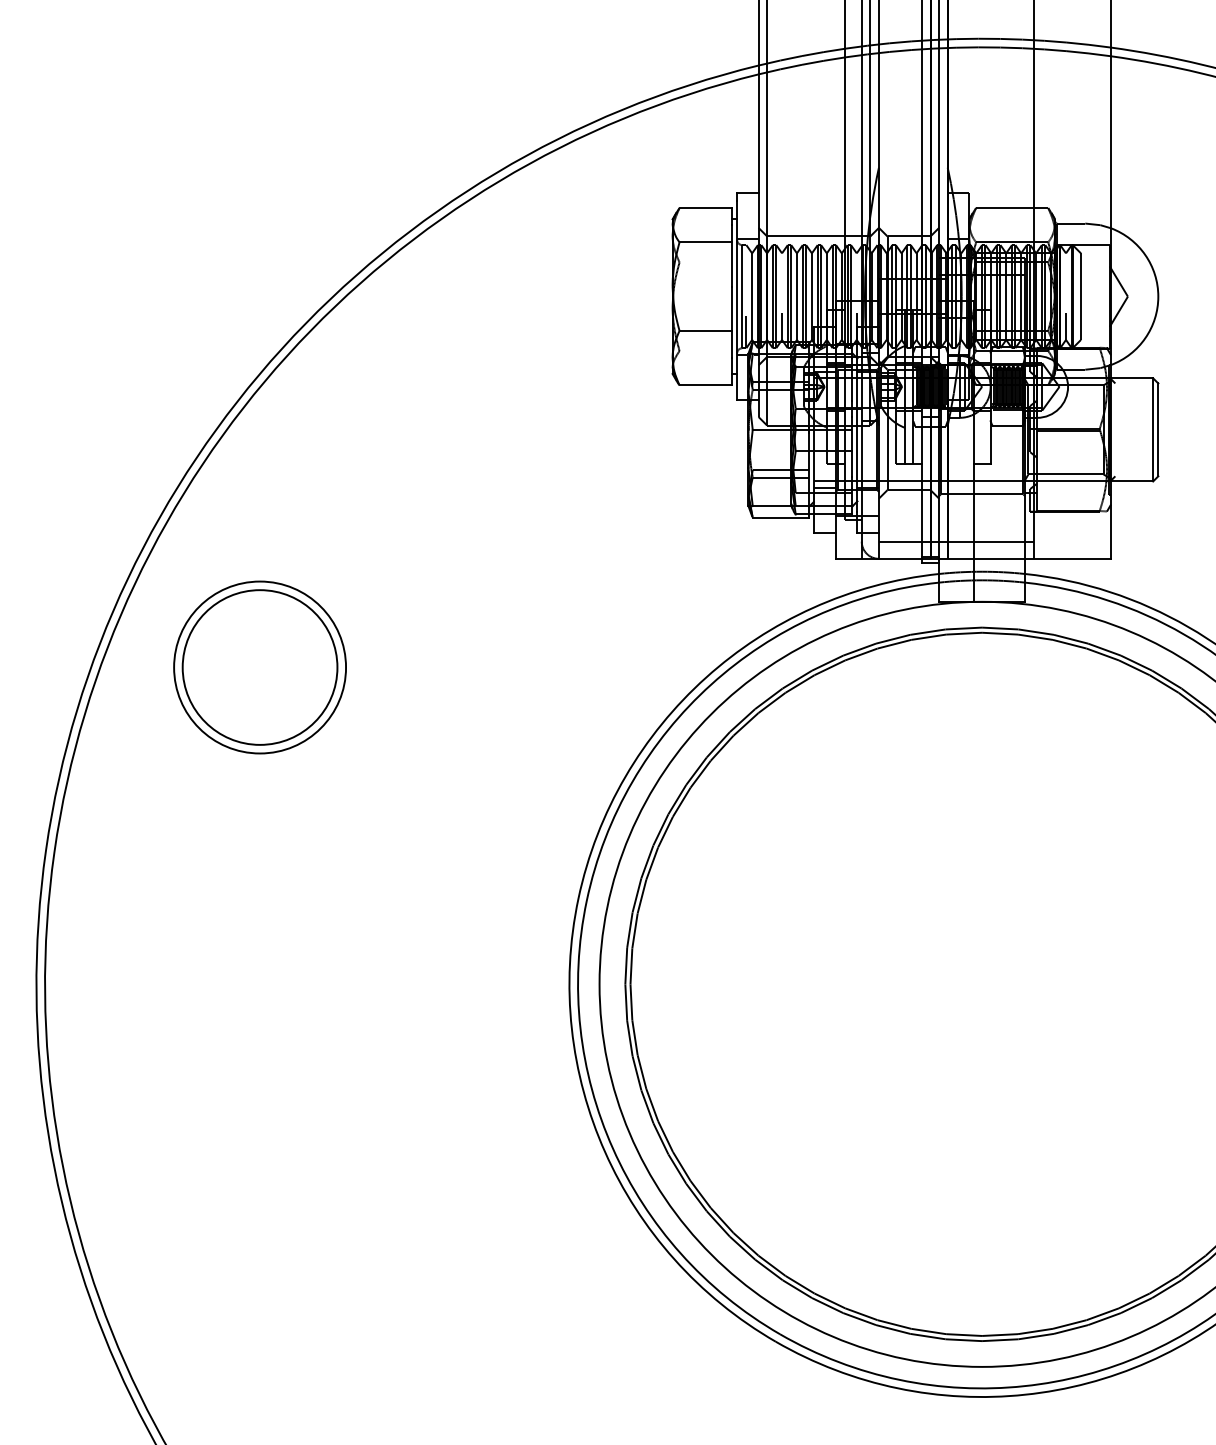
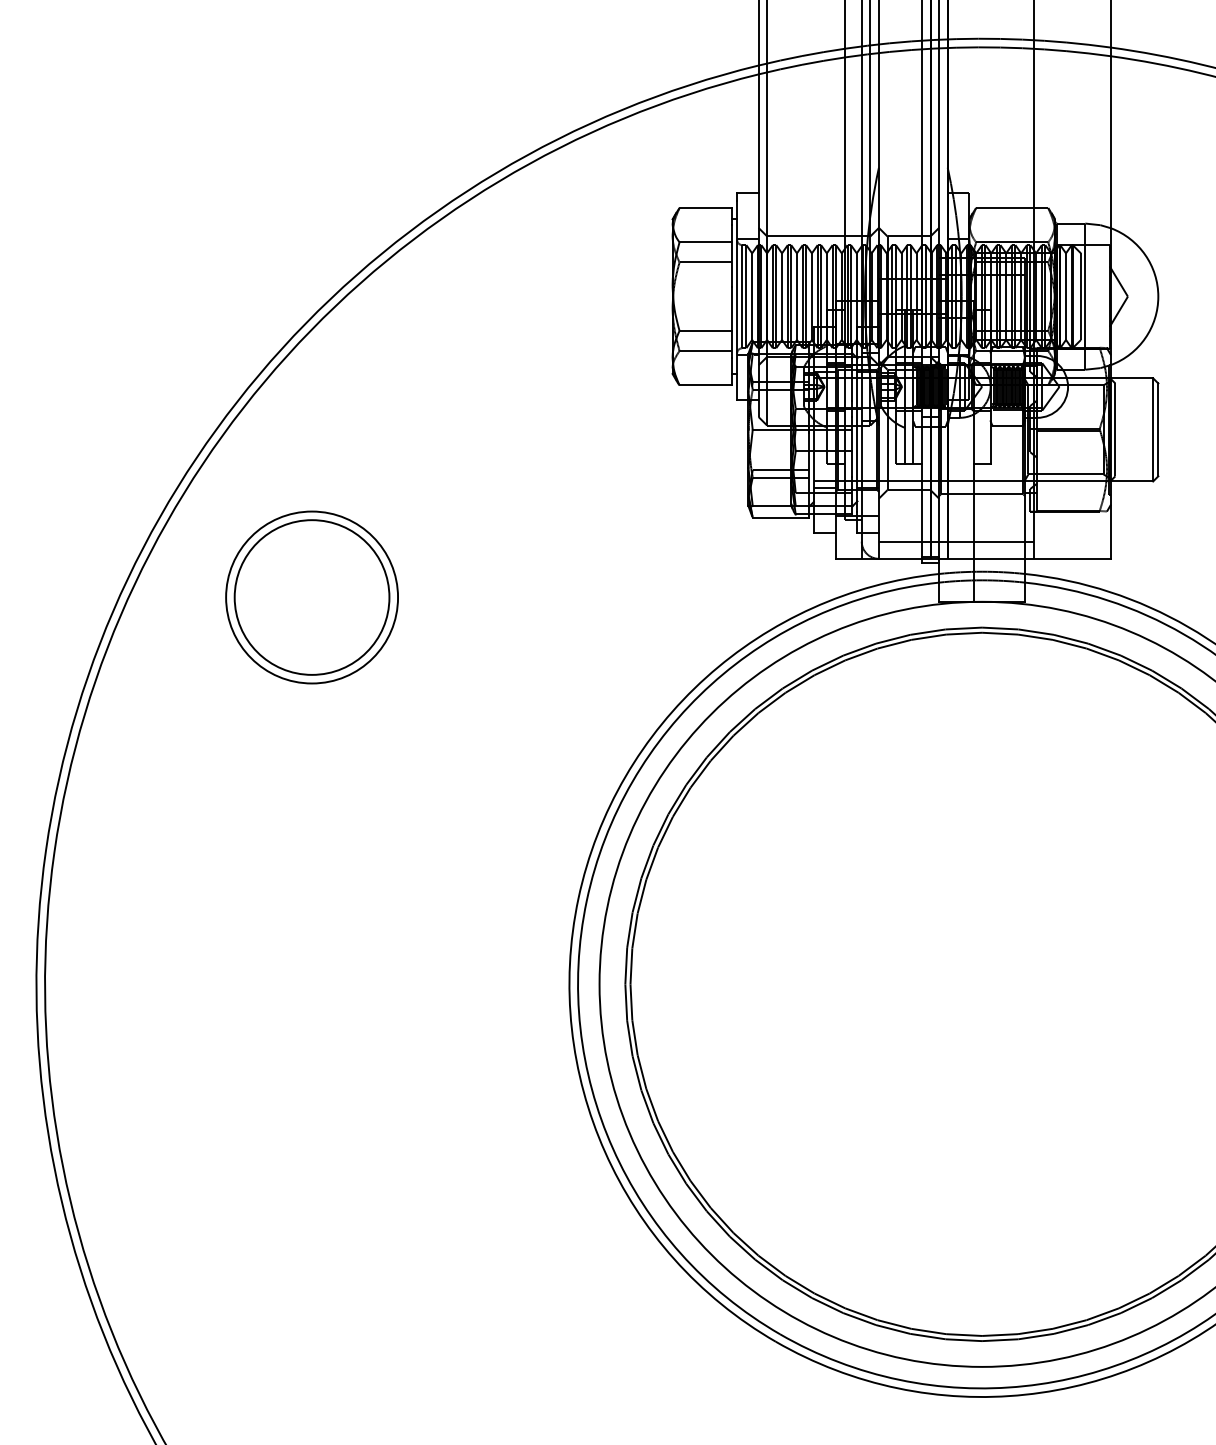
line: none -> present (705, 262)
line: none -> present (746, 280)
line: none -> present (782, 283)
line: none -> present (856, 283)
line: none -> present (1066, 283)
line: none -> present (1085, 296)
line: none -> present (705, 351)
line: none -> present (1115, 429)
part position: (259, 667) -> (311, 597) (311, 597)
